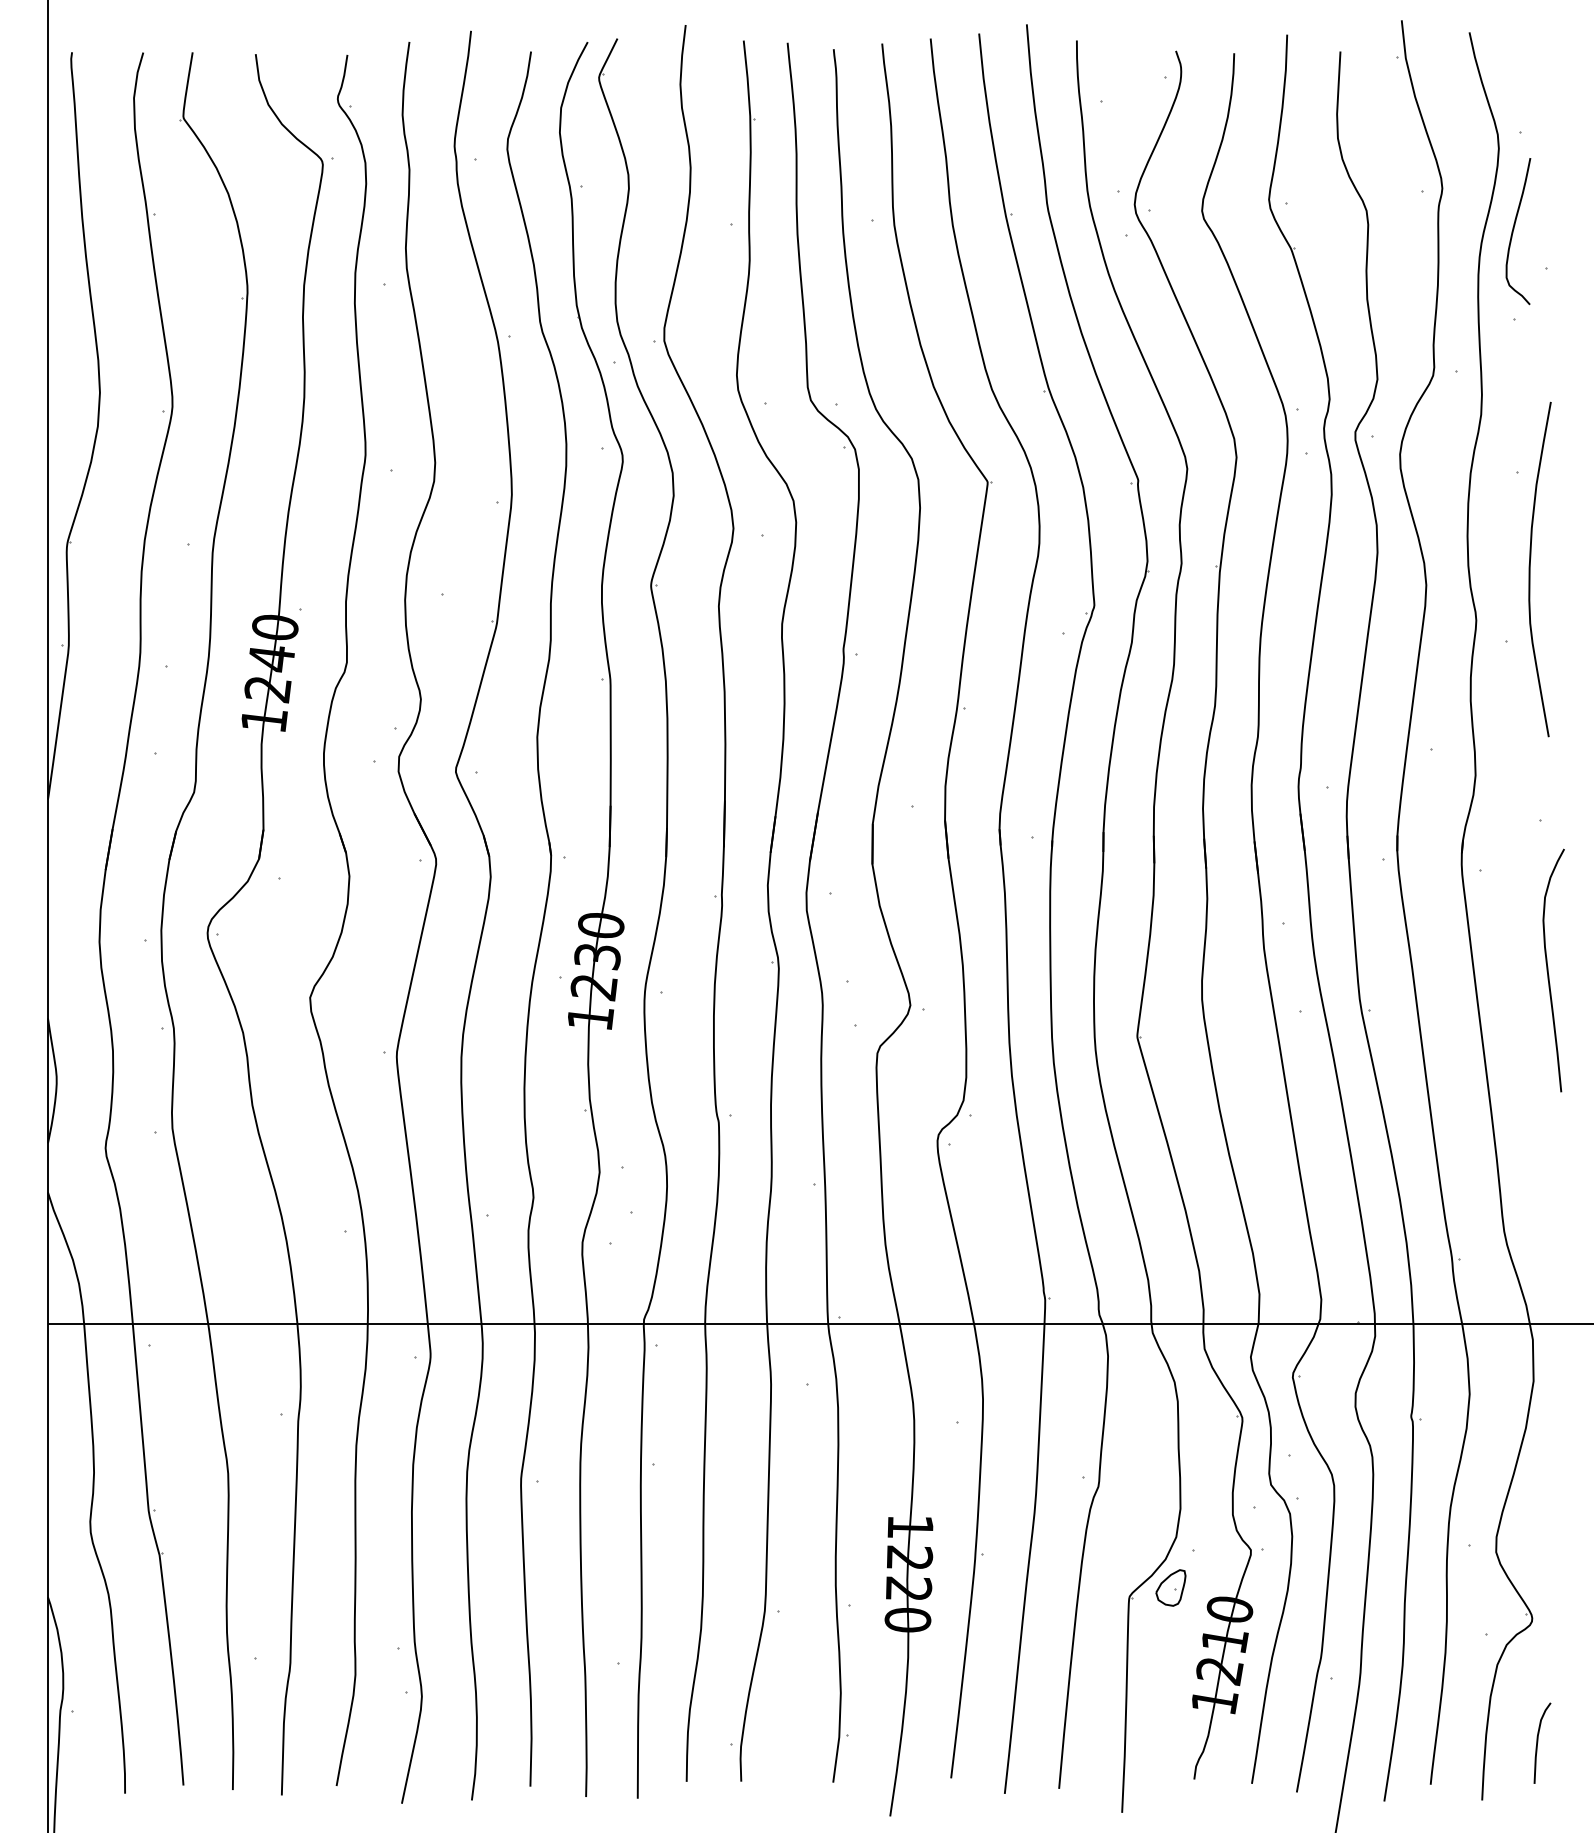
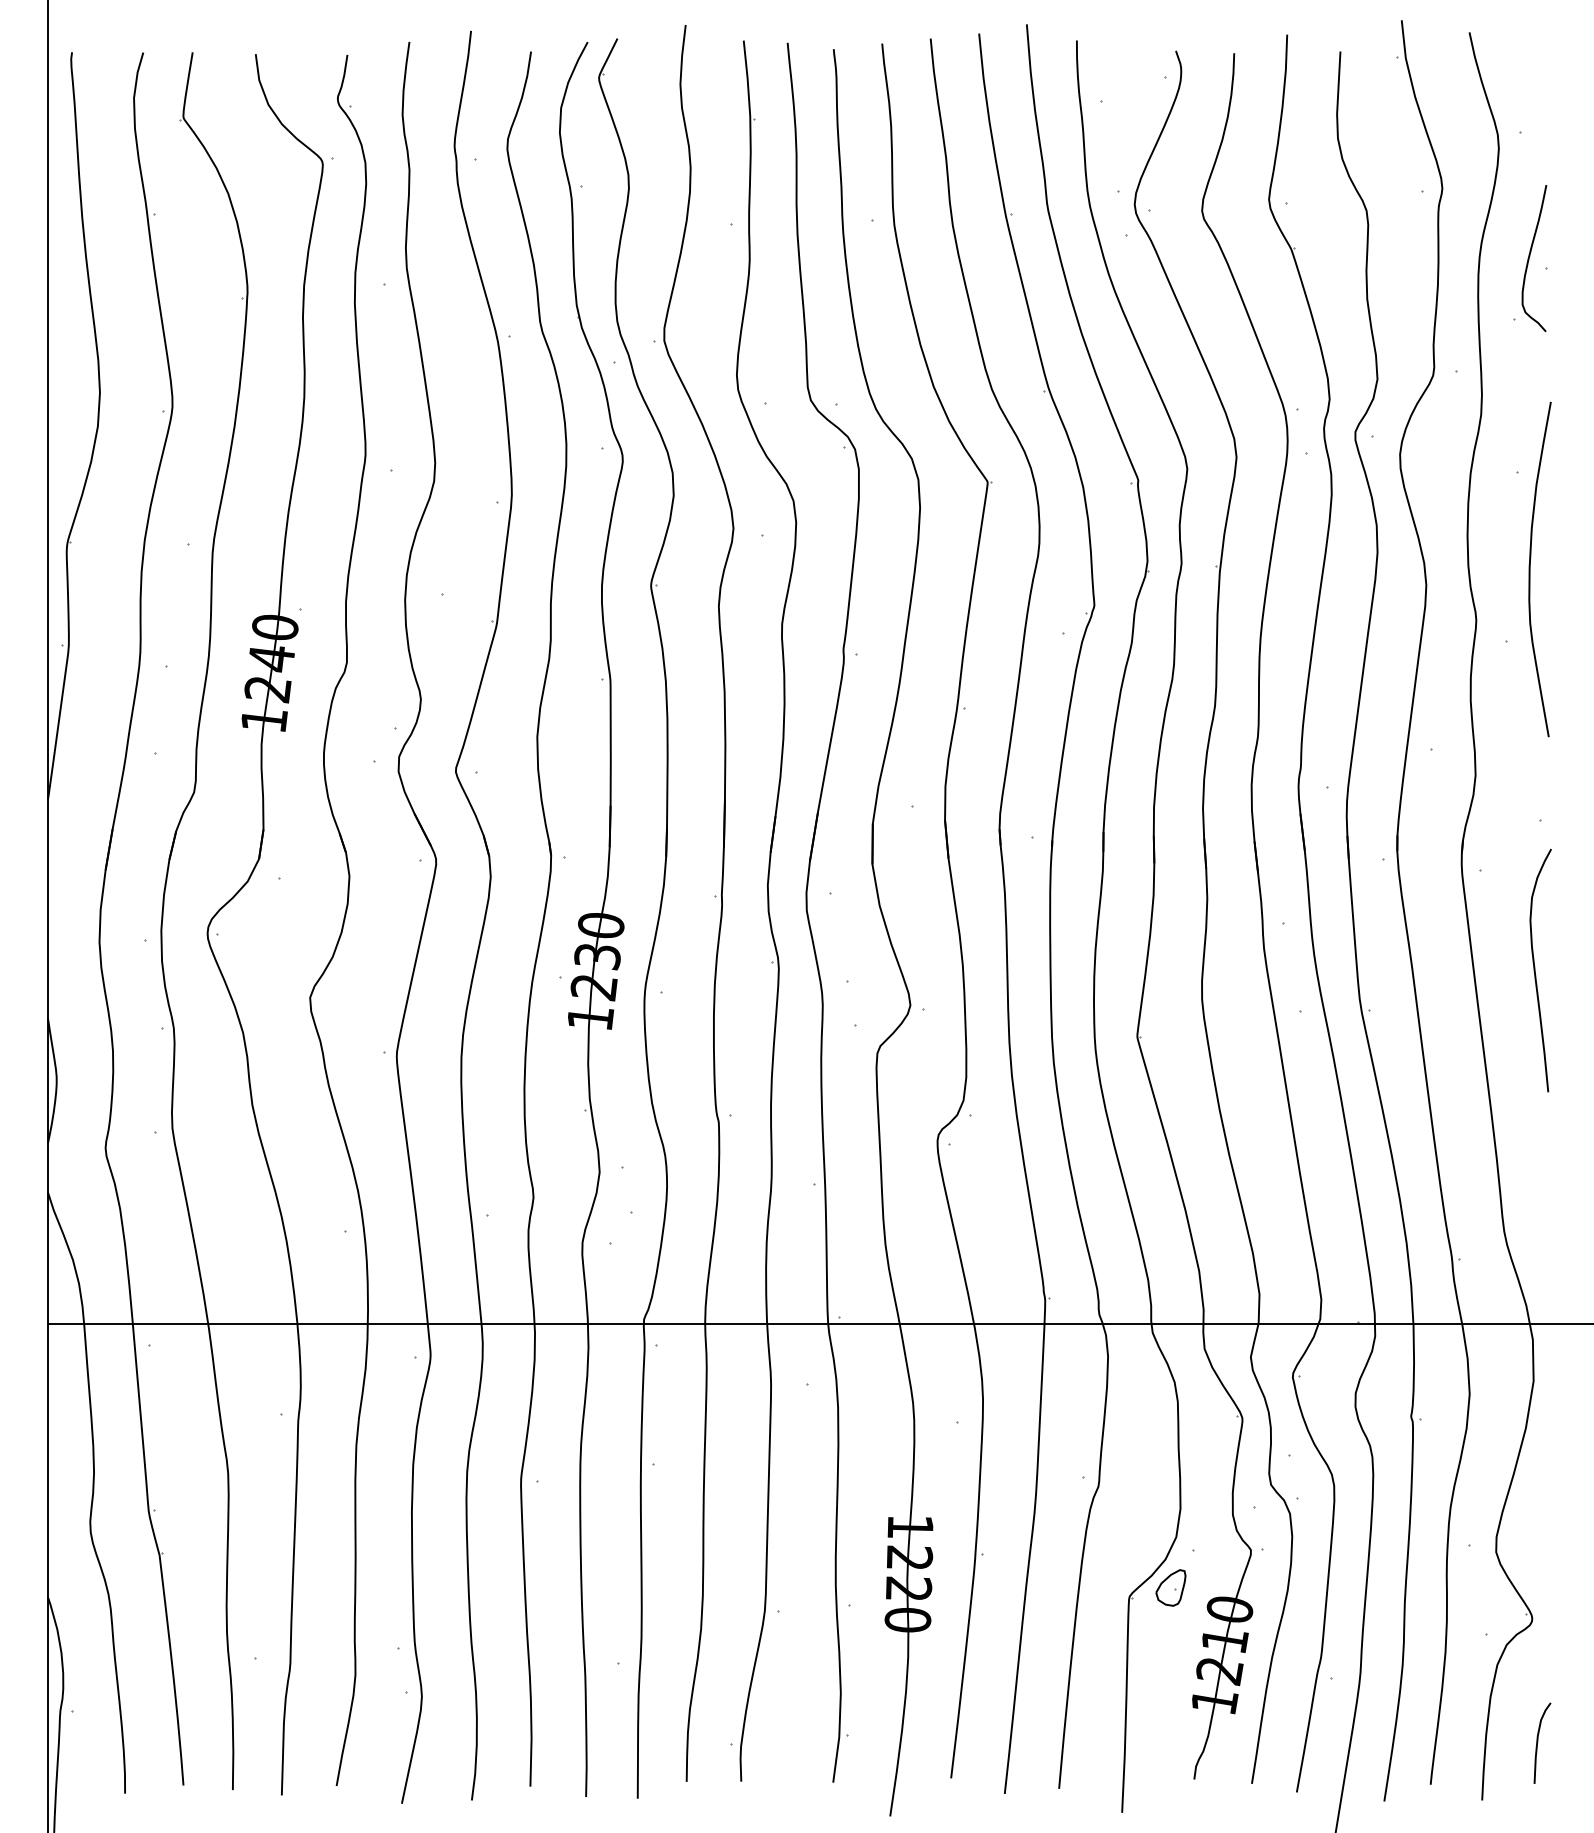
curve position: (1514, 229) -> (1530, 256) (1530, 256)
curve position: (1548, 970) -> (1535, 970) (1535, 970)
